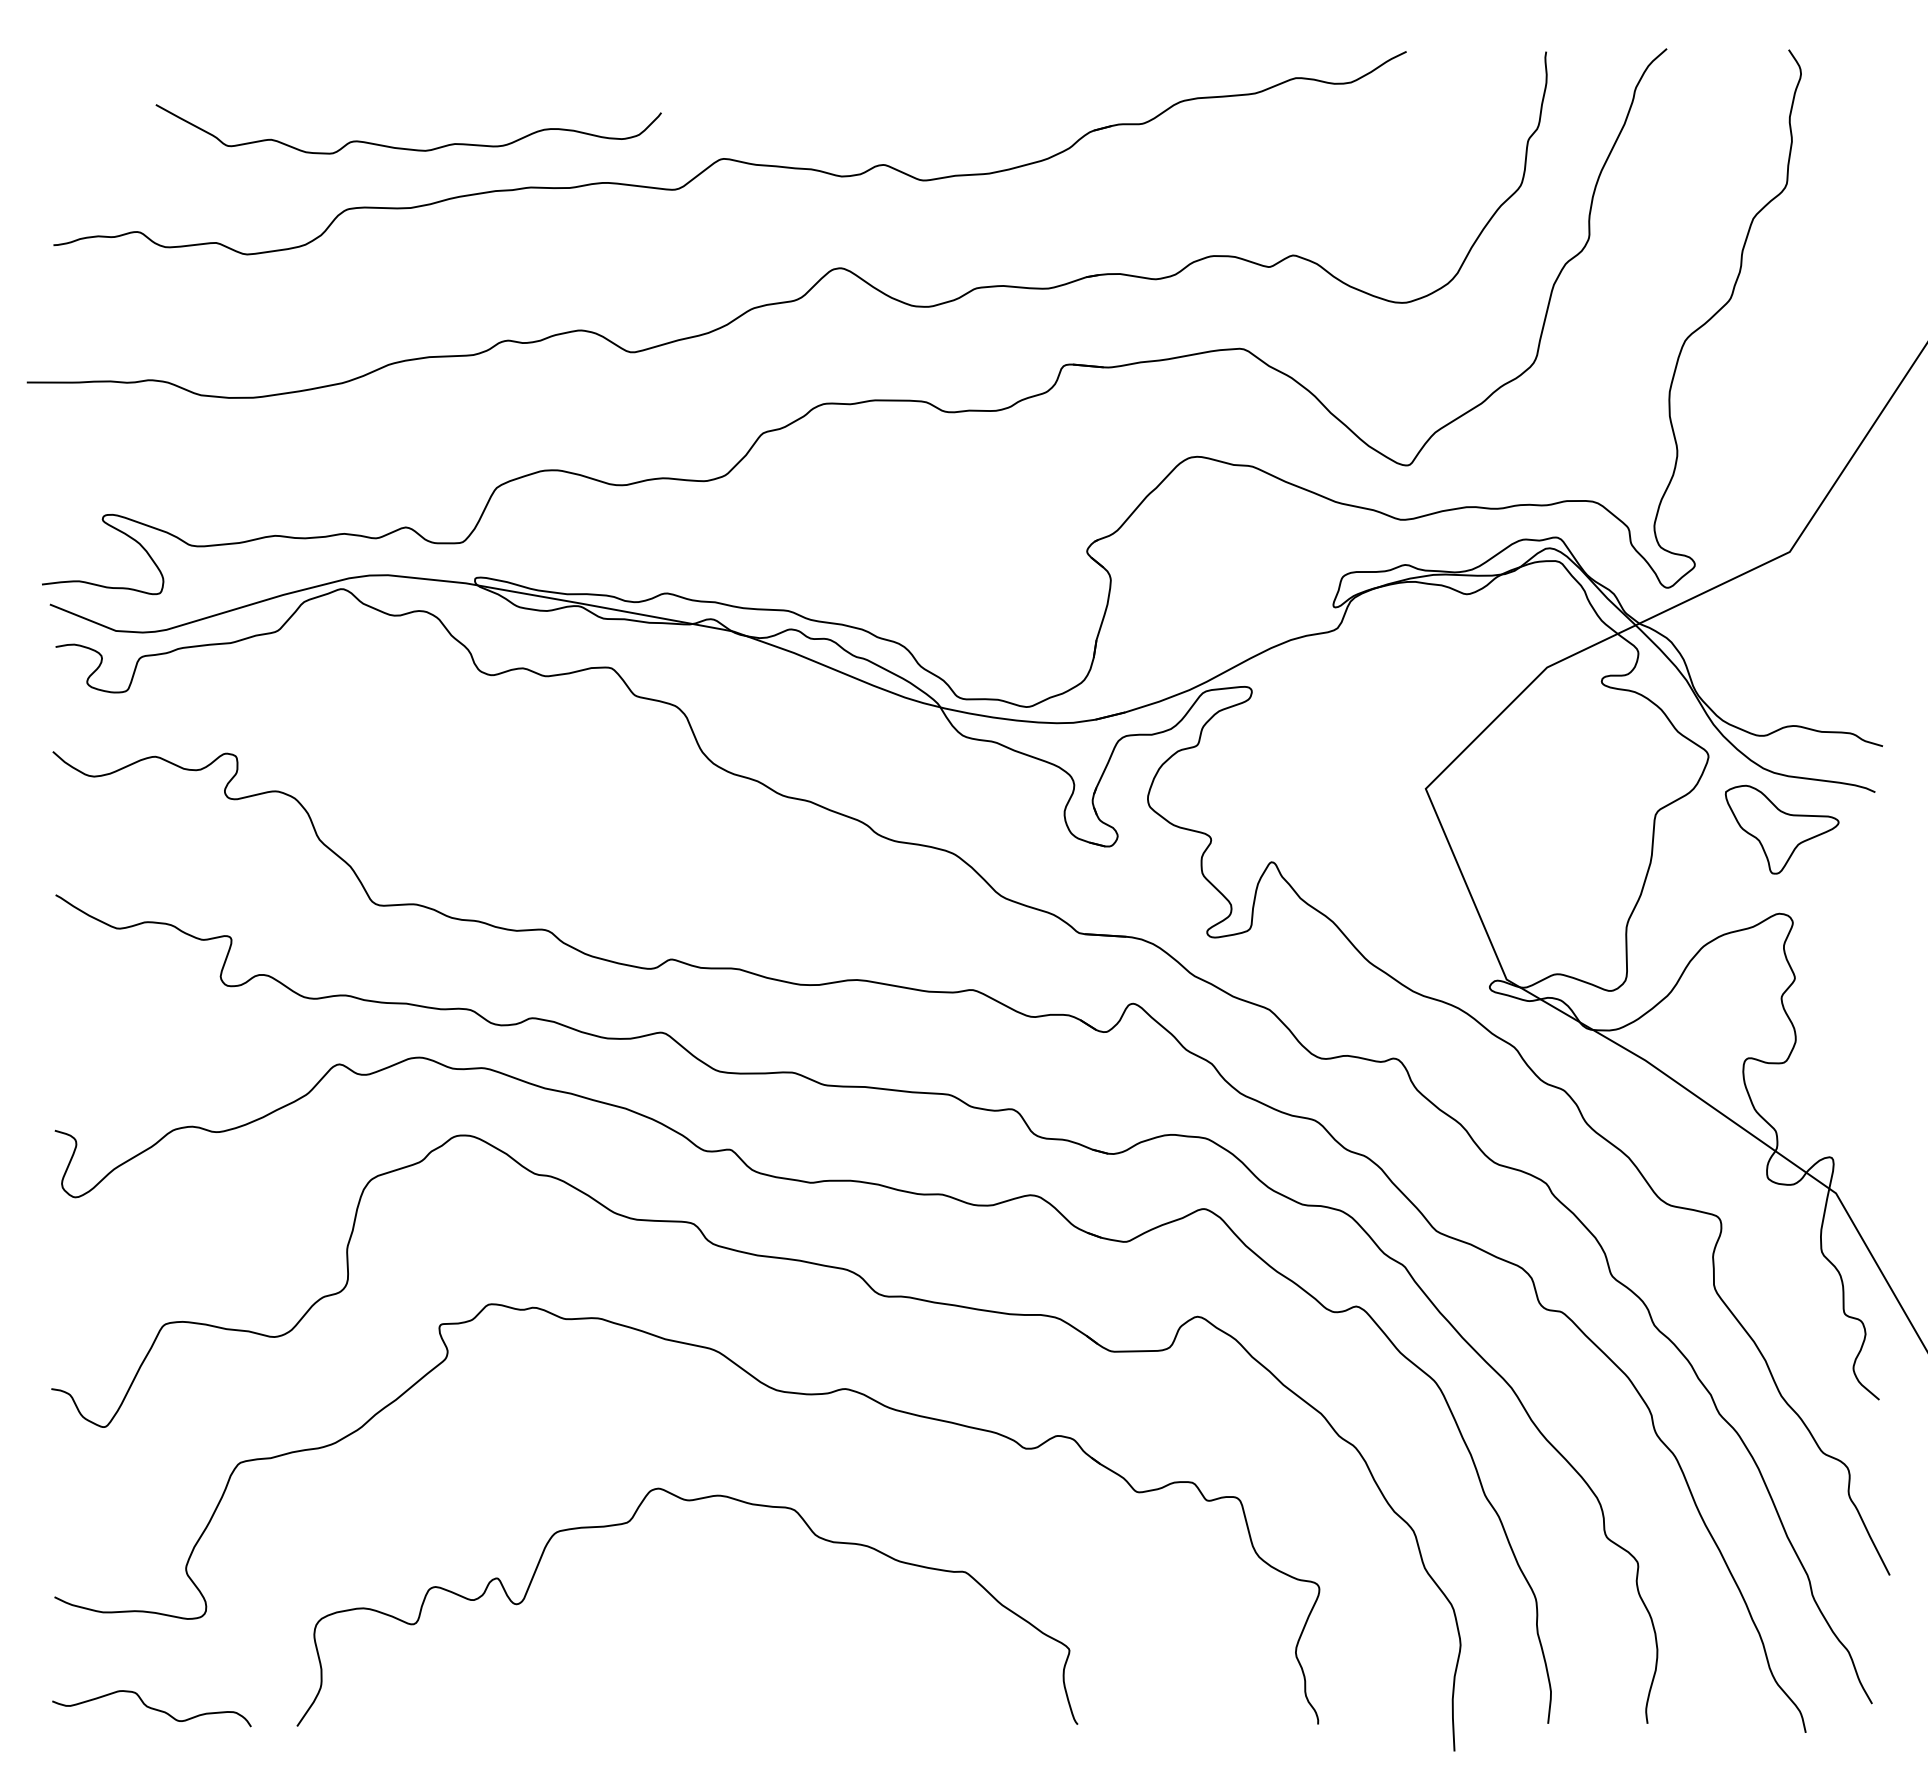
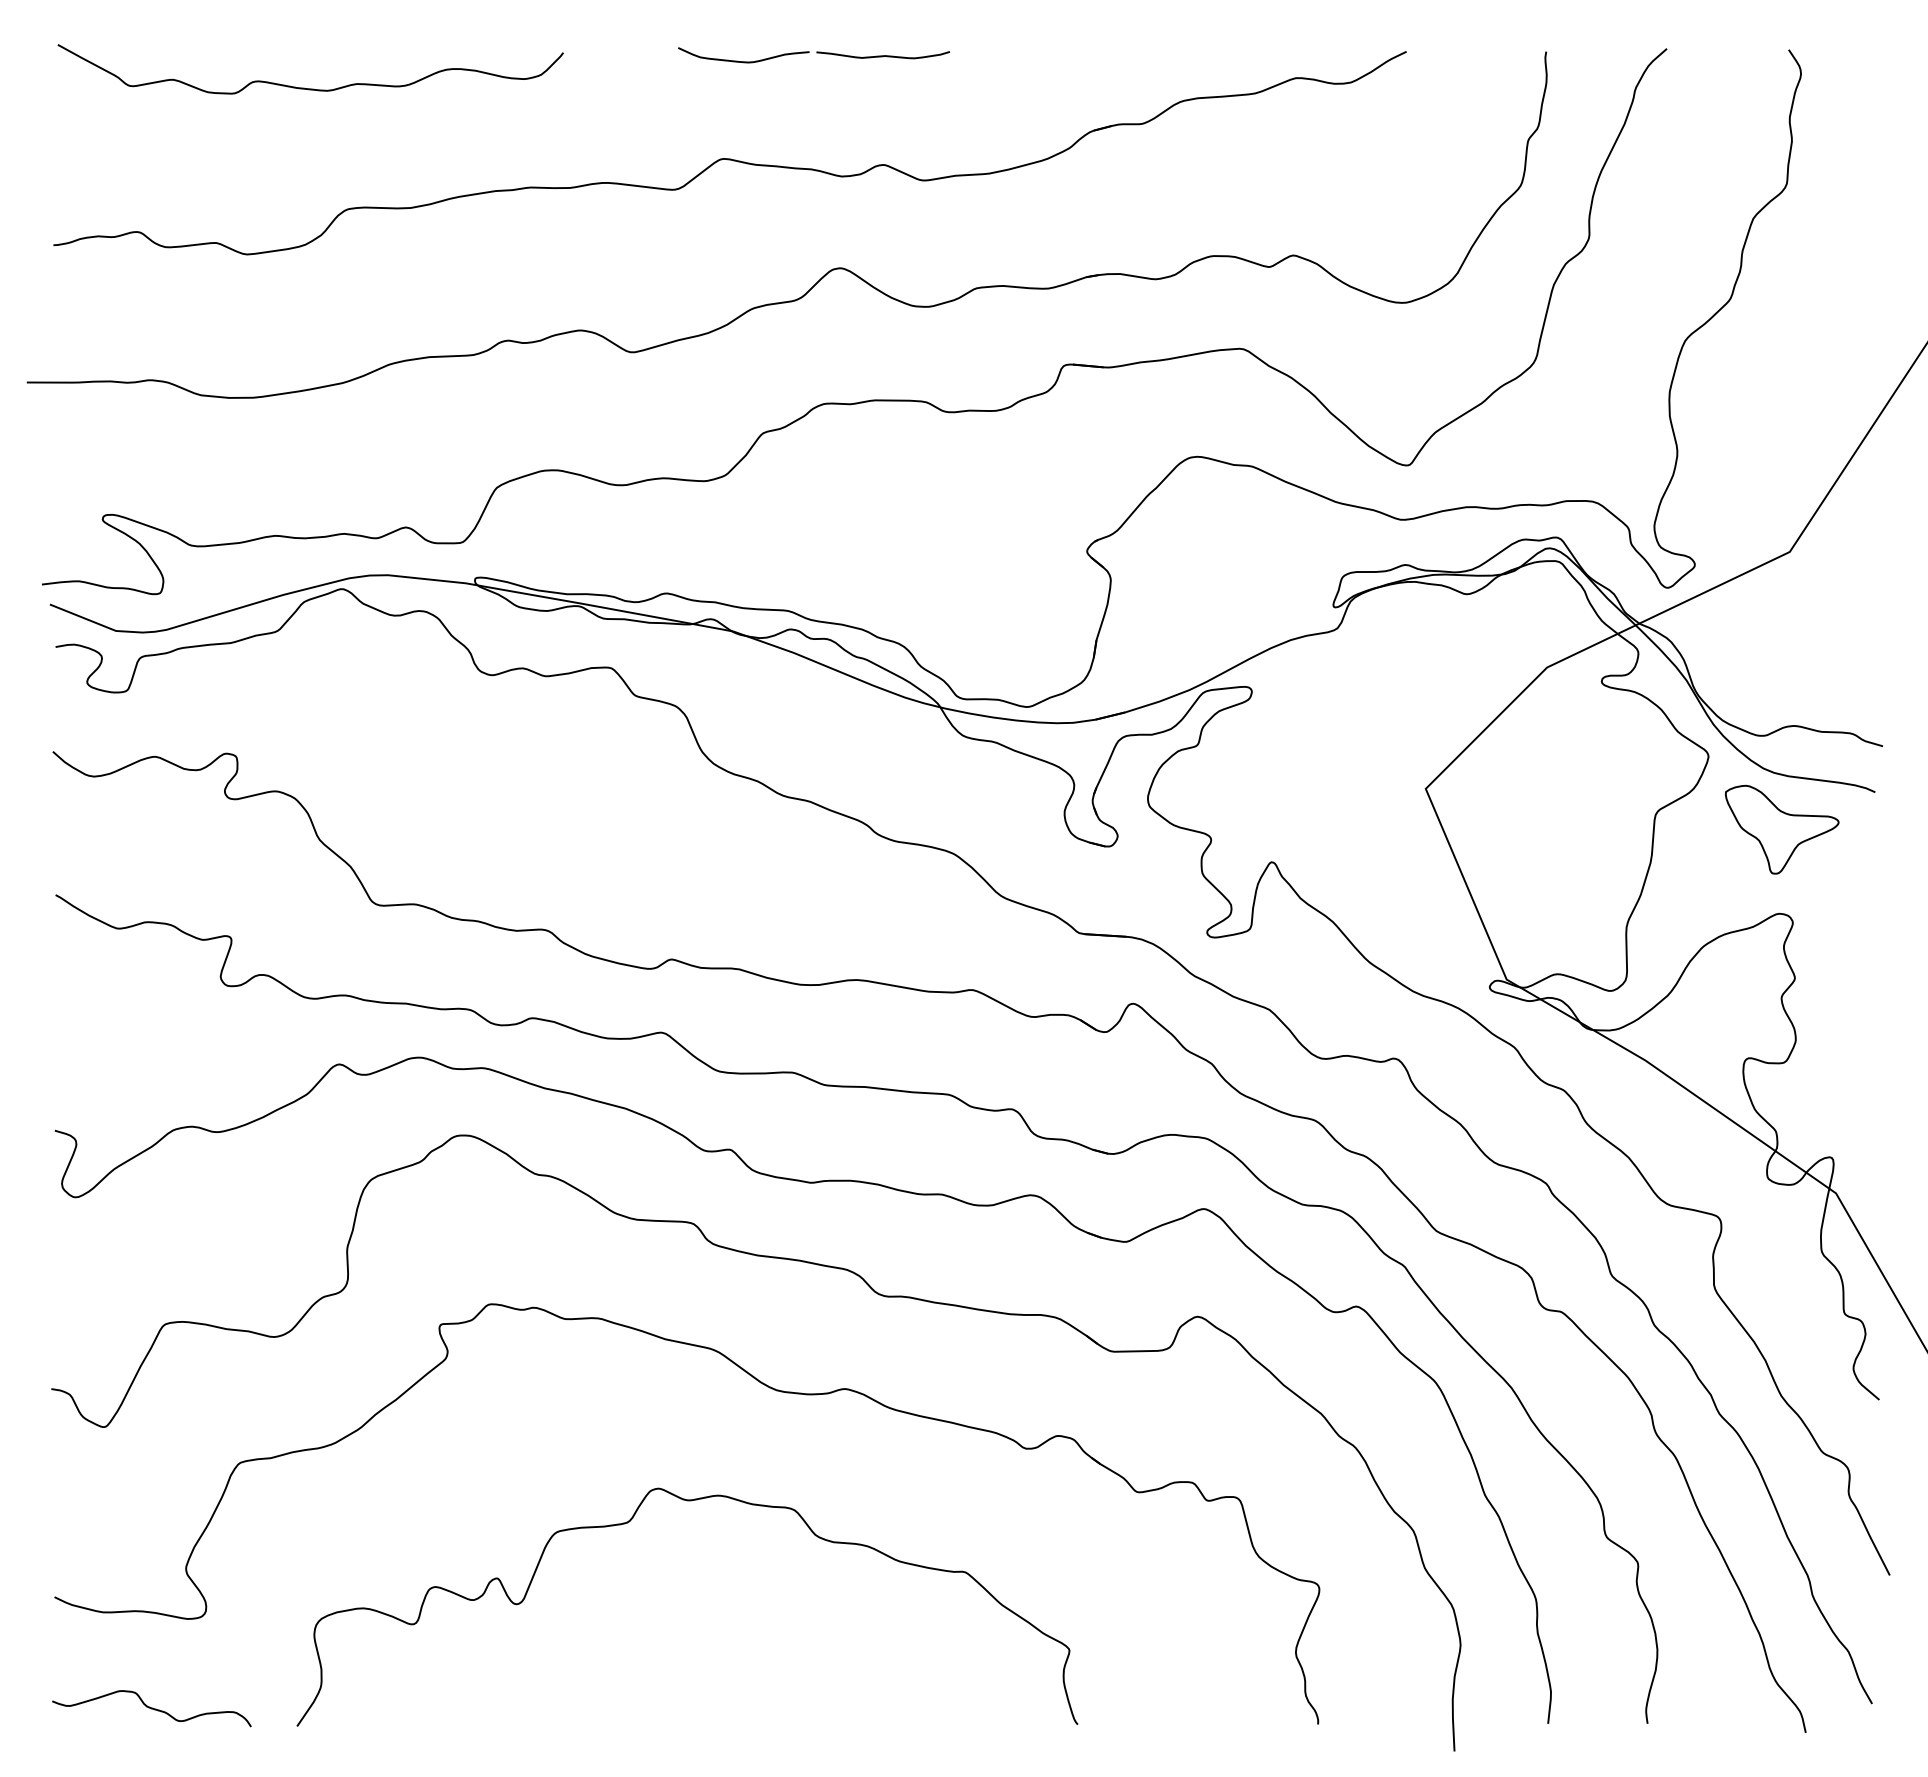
part: none -> present (813, 55)
curve position: (402, 147) -> (304, 87) (304, 87)
